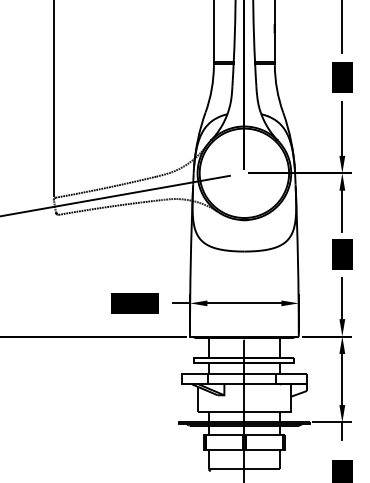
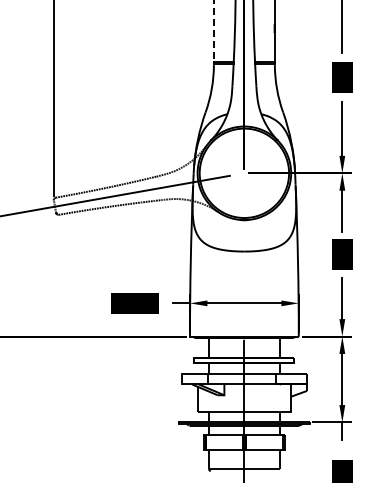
line: solid -> dashed (213, 31)
